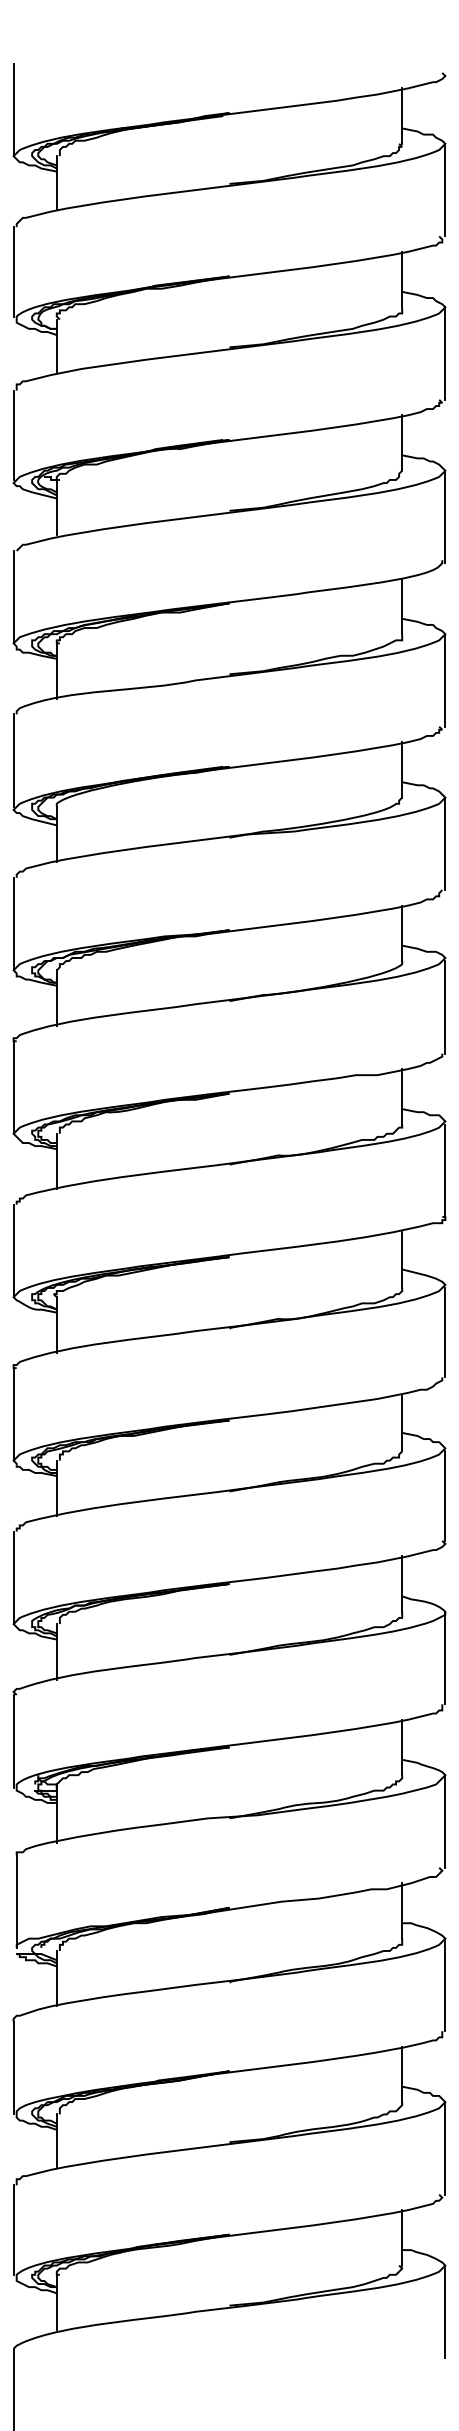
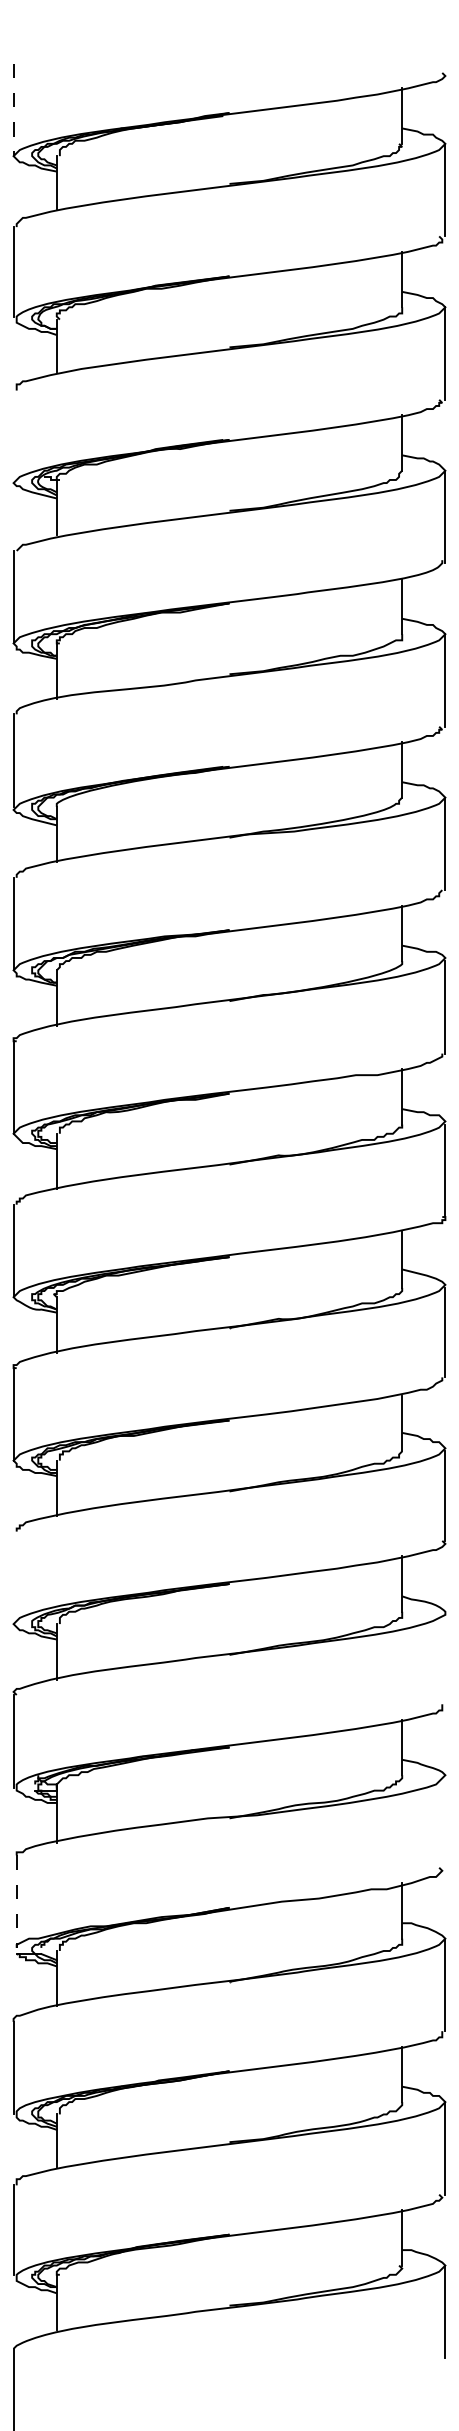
line: solid -> dashed (13, 110)
line: present -> none (13, 434)
line: present -> none (13, 1577)
line: present -> none (445, 1657)
line: present -> none (445, 1821)
line: solid -> dashed (16, 1902)
